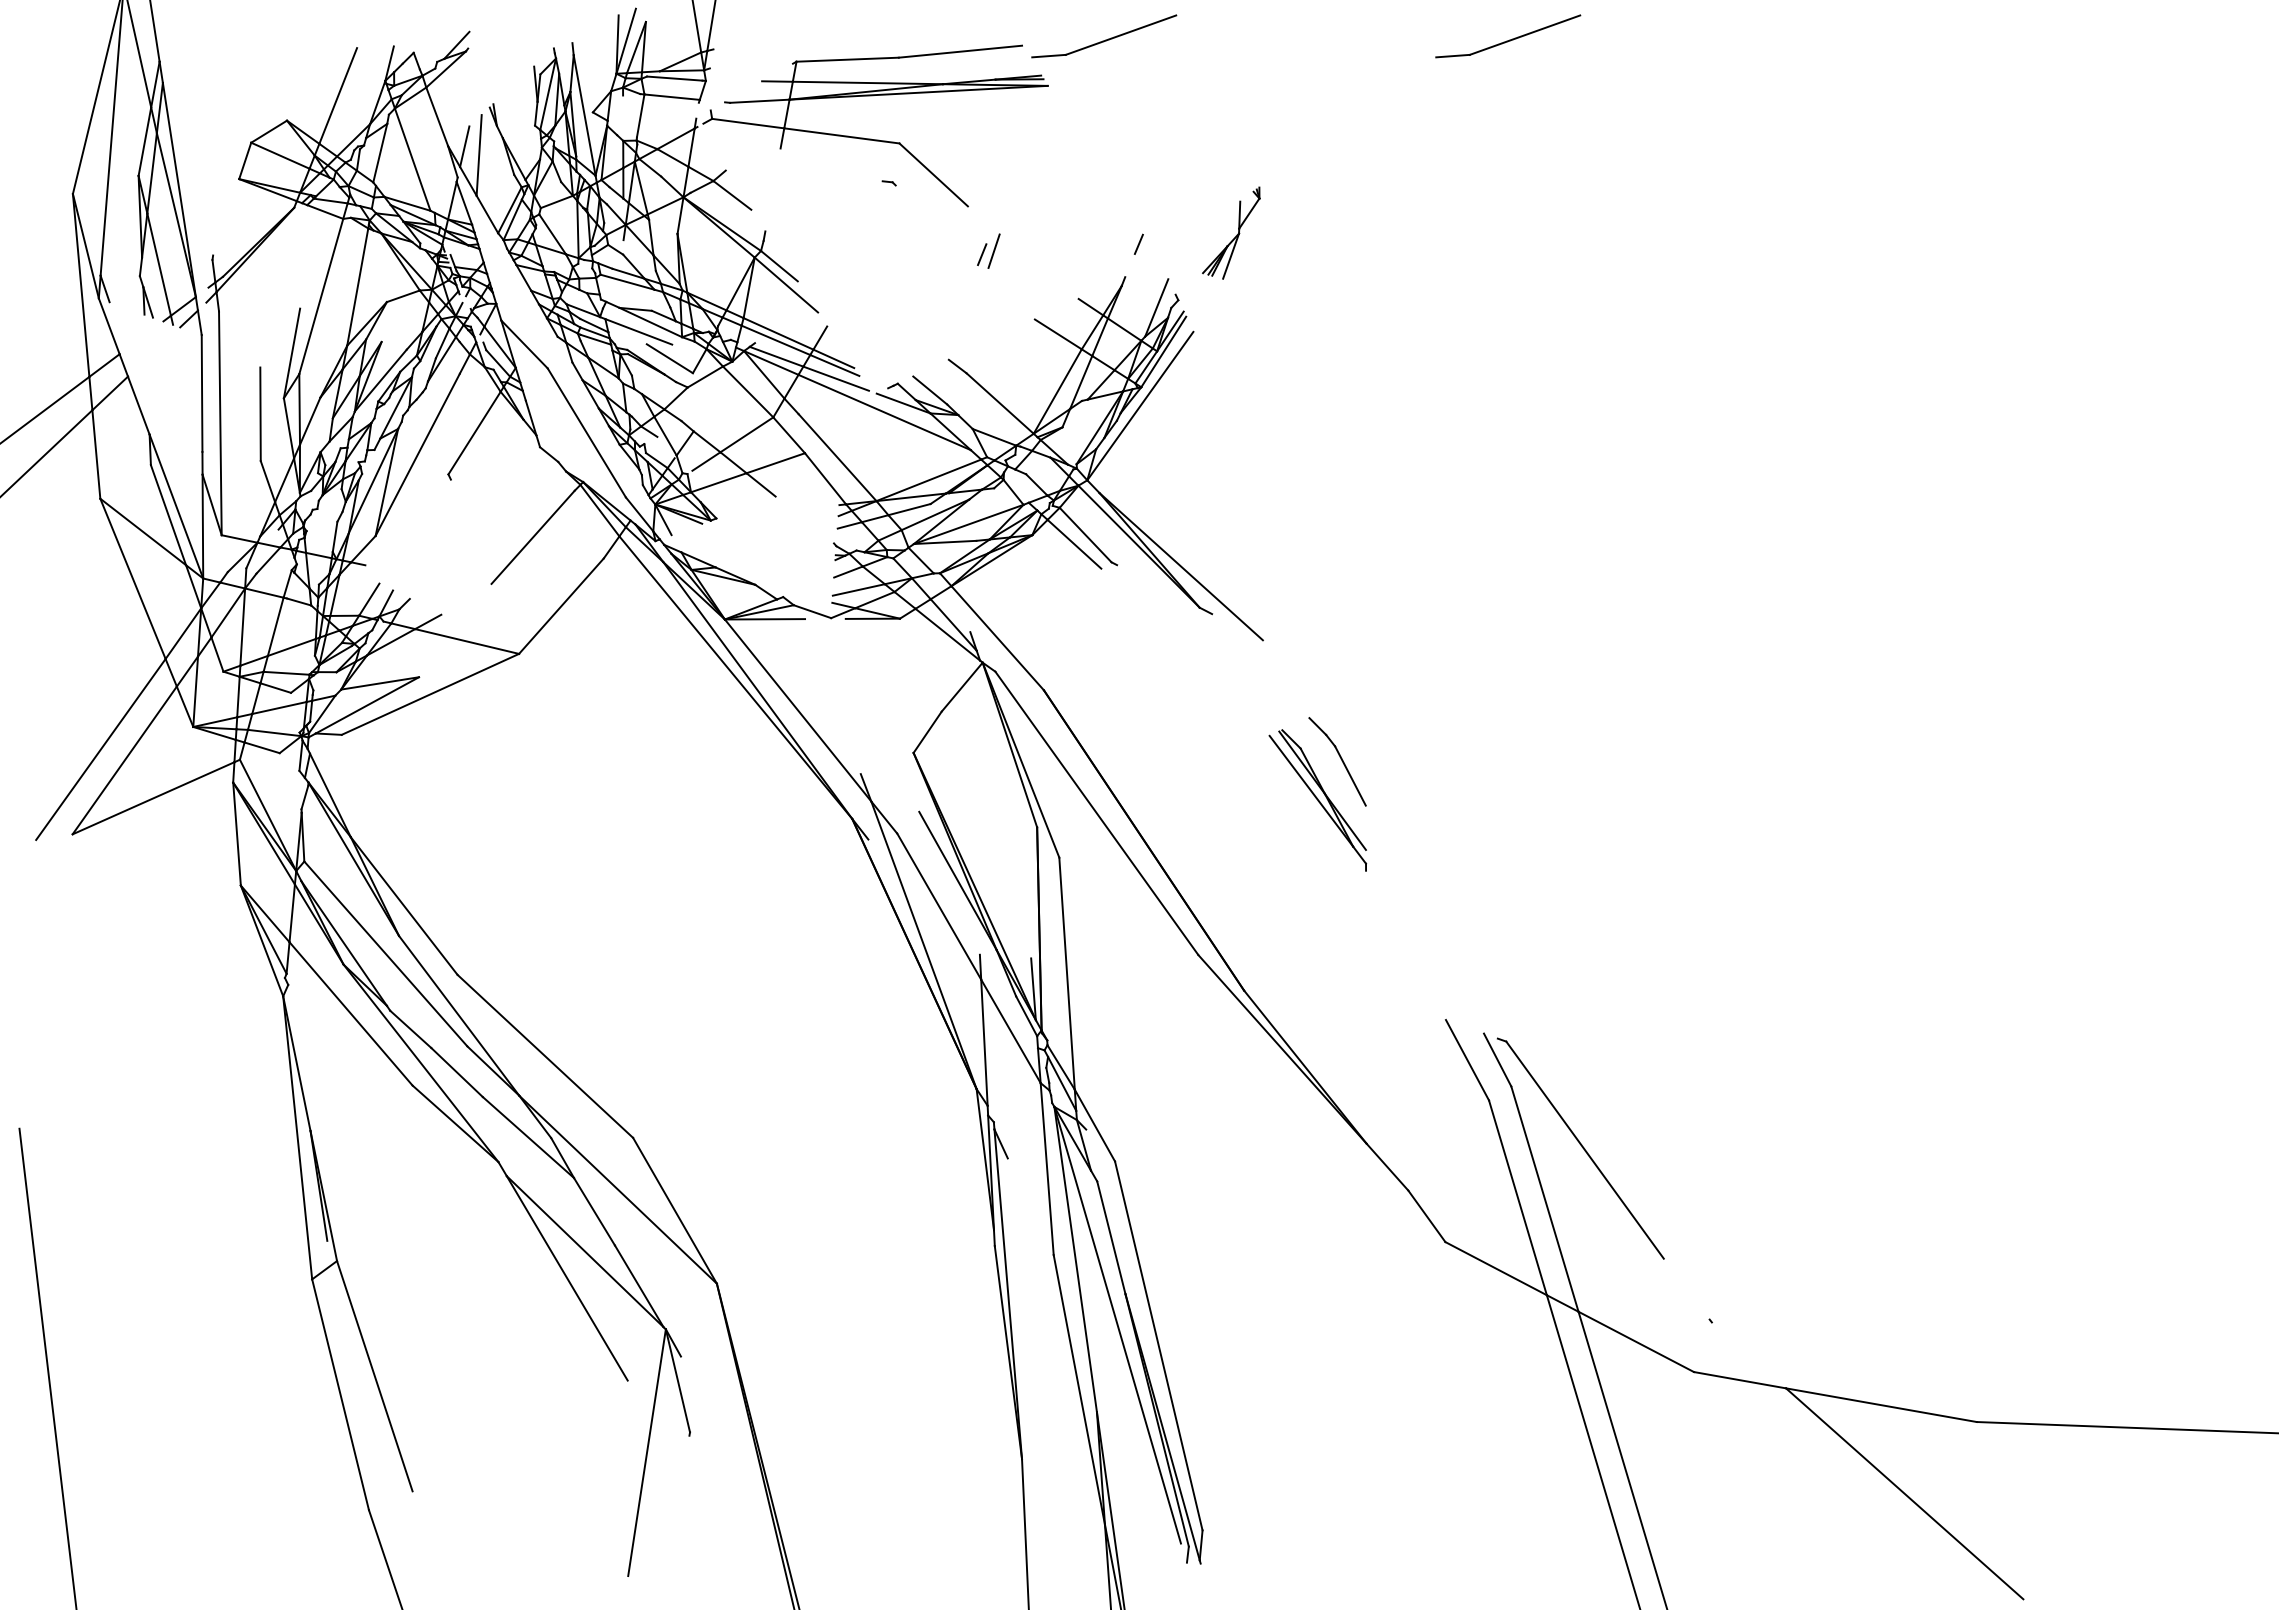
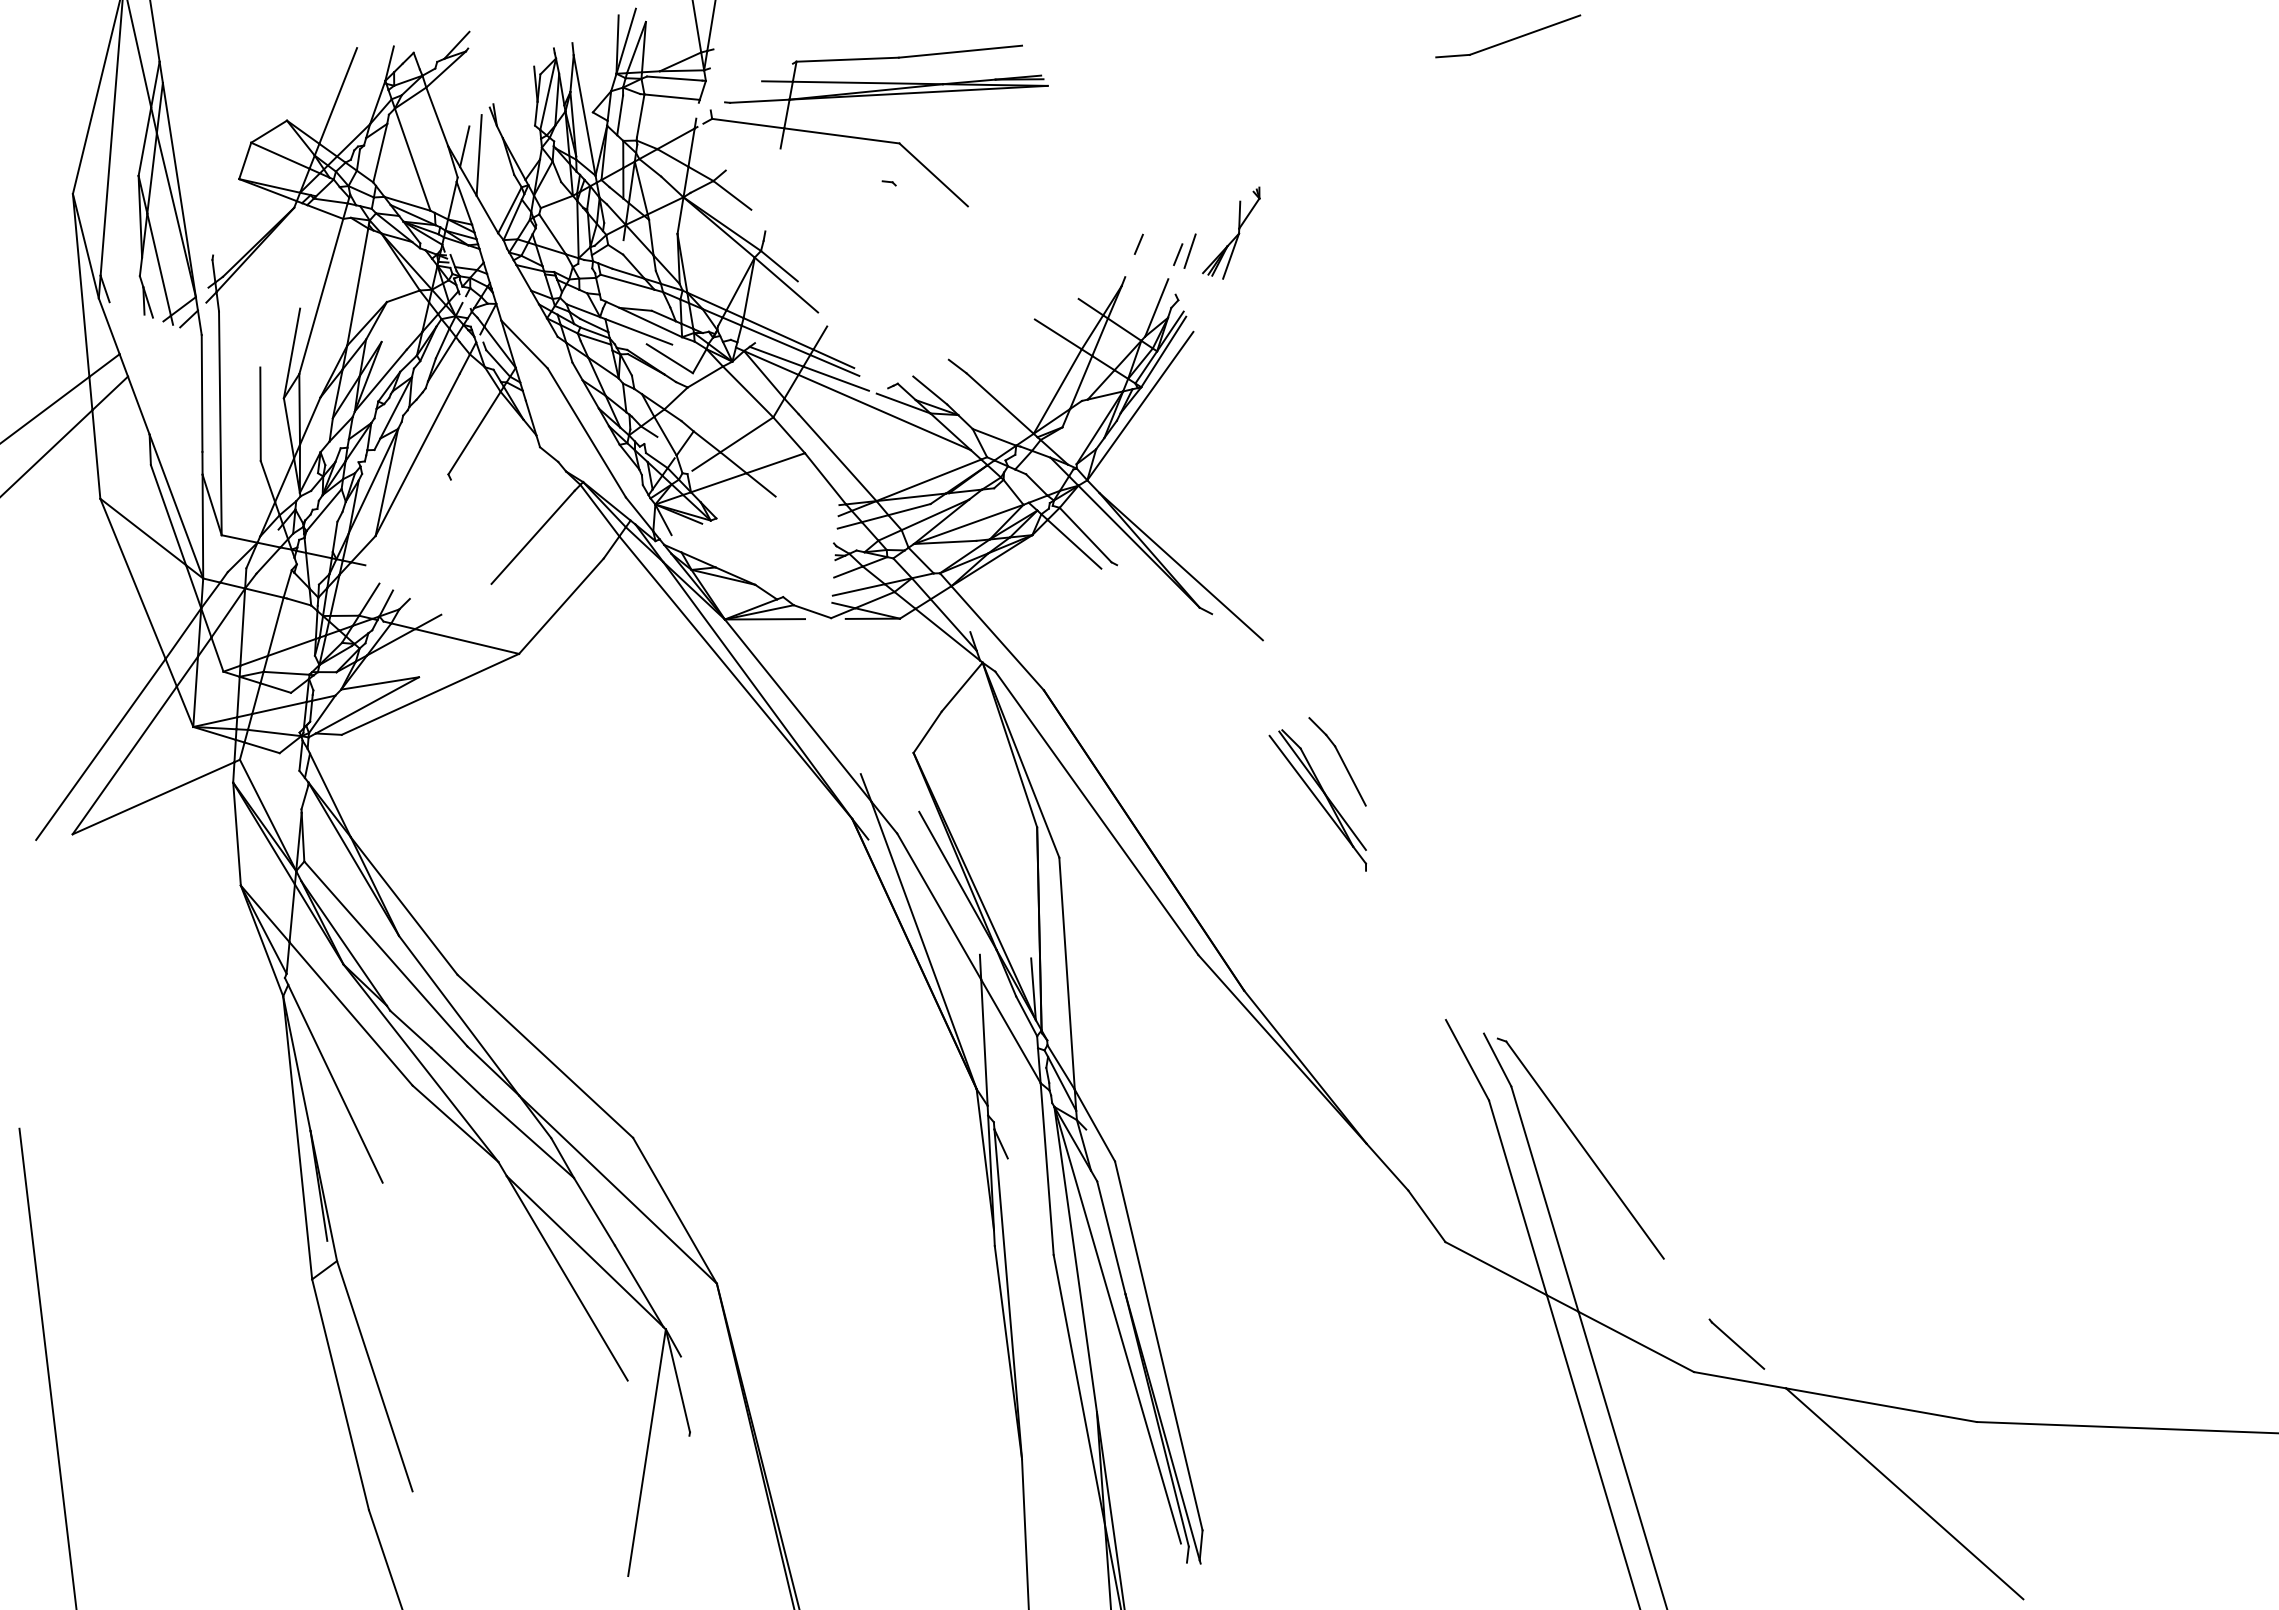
part: present -> none (1104, 36)
line: none -> present (620, 115)
part position: (988, 250) -> (1184, 250) (1184, 250)
line: none -> present (323, 510)
line: none -> present (335, 1083)
line: none -> present (1737, 1345)
